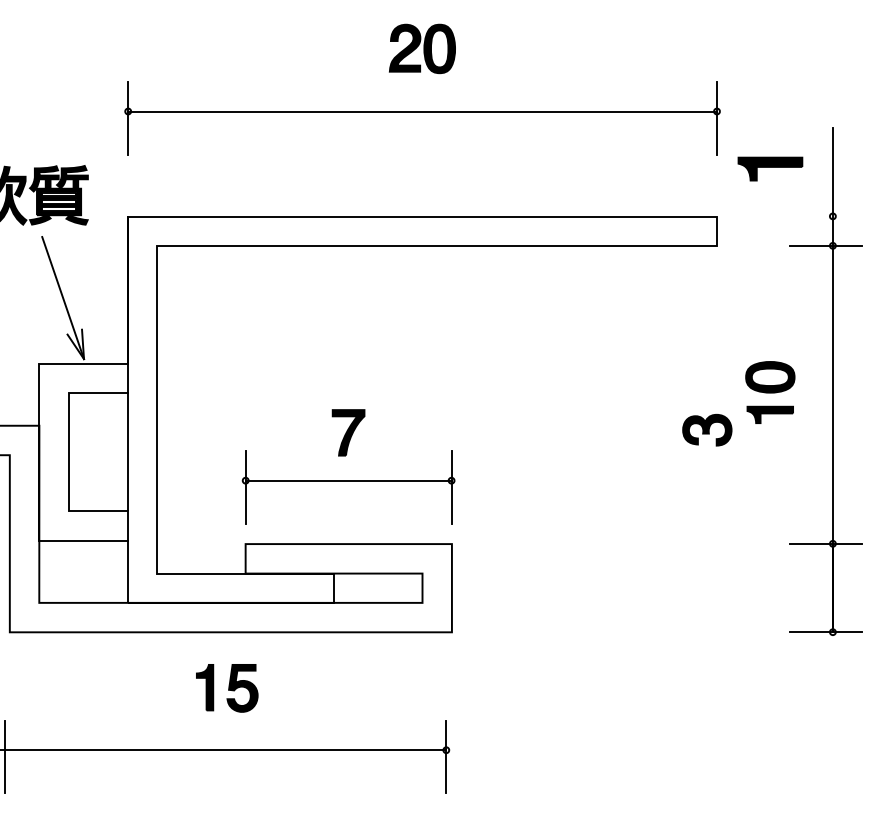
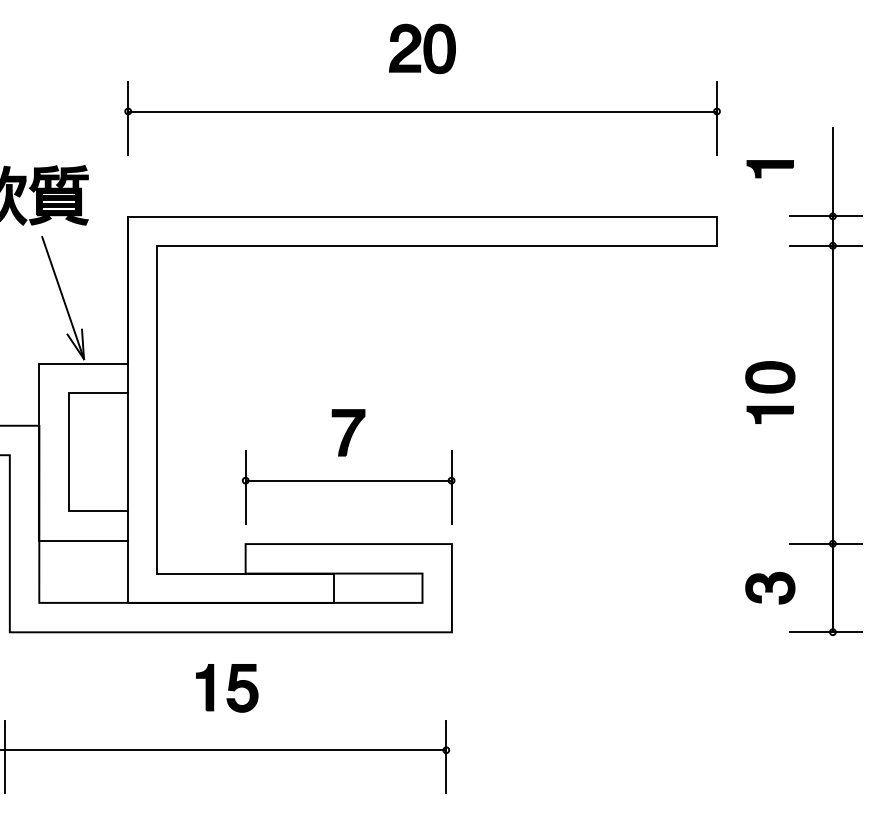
part size: 67x26 px -> 48x19 px (769, 169)
line: none -> present (825, 216)
part position: (707, 430) -> (770, 588) (770, 588)
